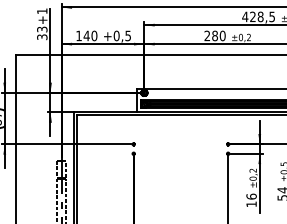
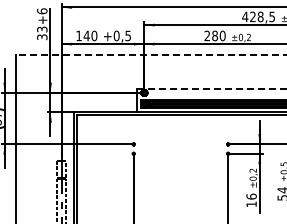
text: +1 -> +6 (42, 11)
line: solid -> dashed (150, 54)
line: solid -> dashed (211, 88)
